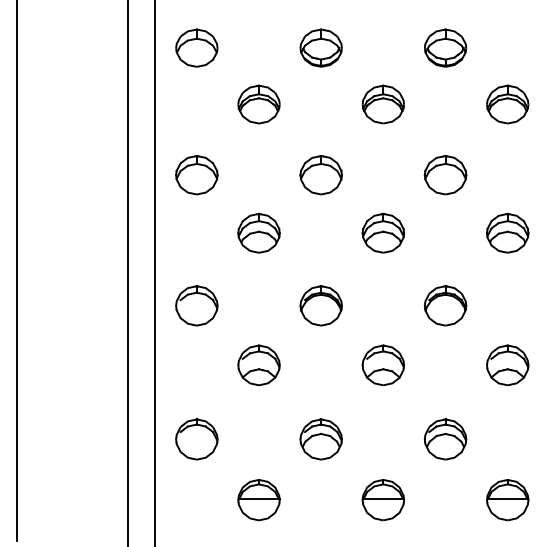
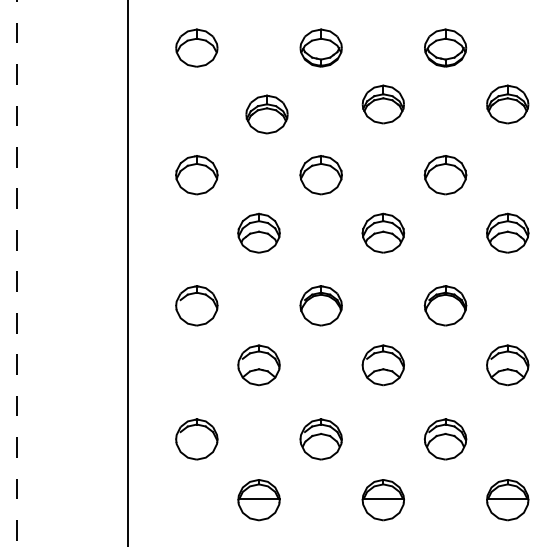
part position: (258, 104) -> (266, 114) (266, 114)
line: solid -> dashed (16, 270)
line: present -> none (155, 272)
